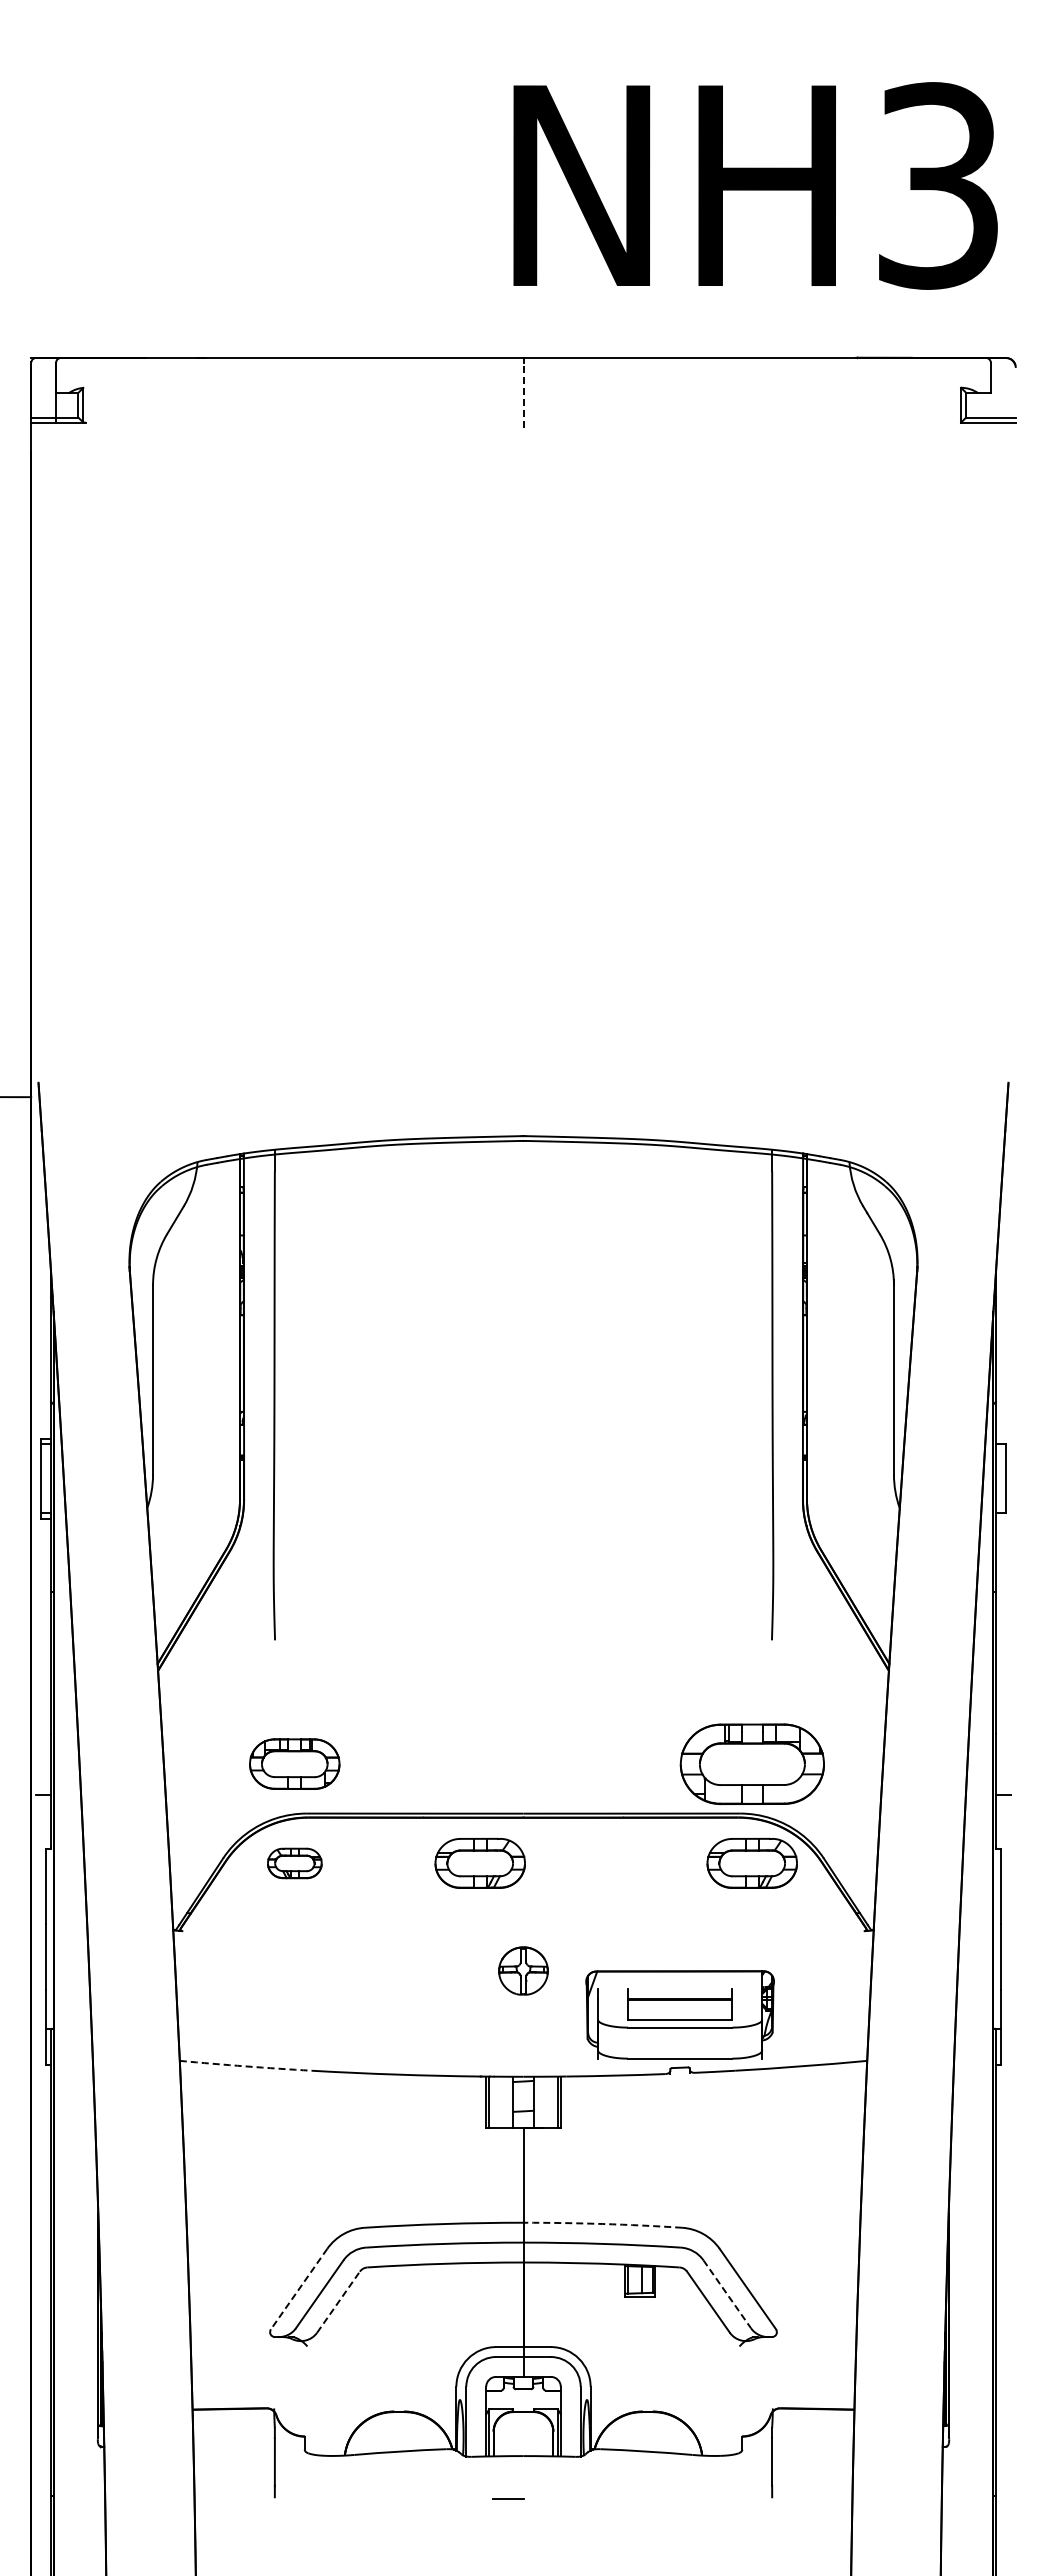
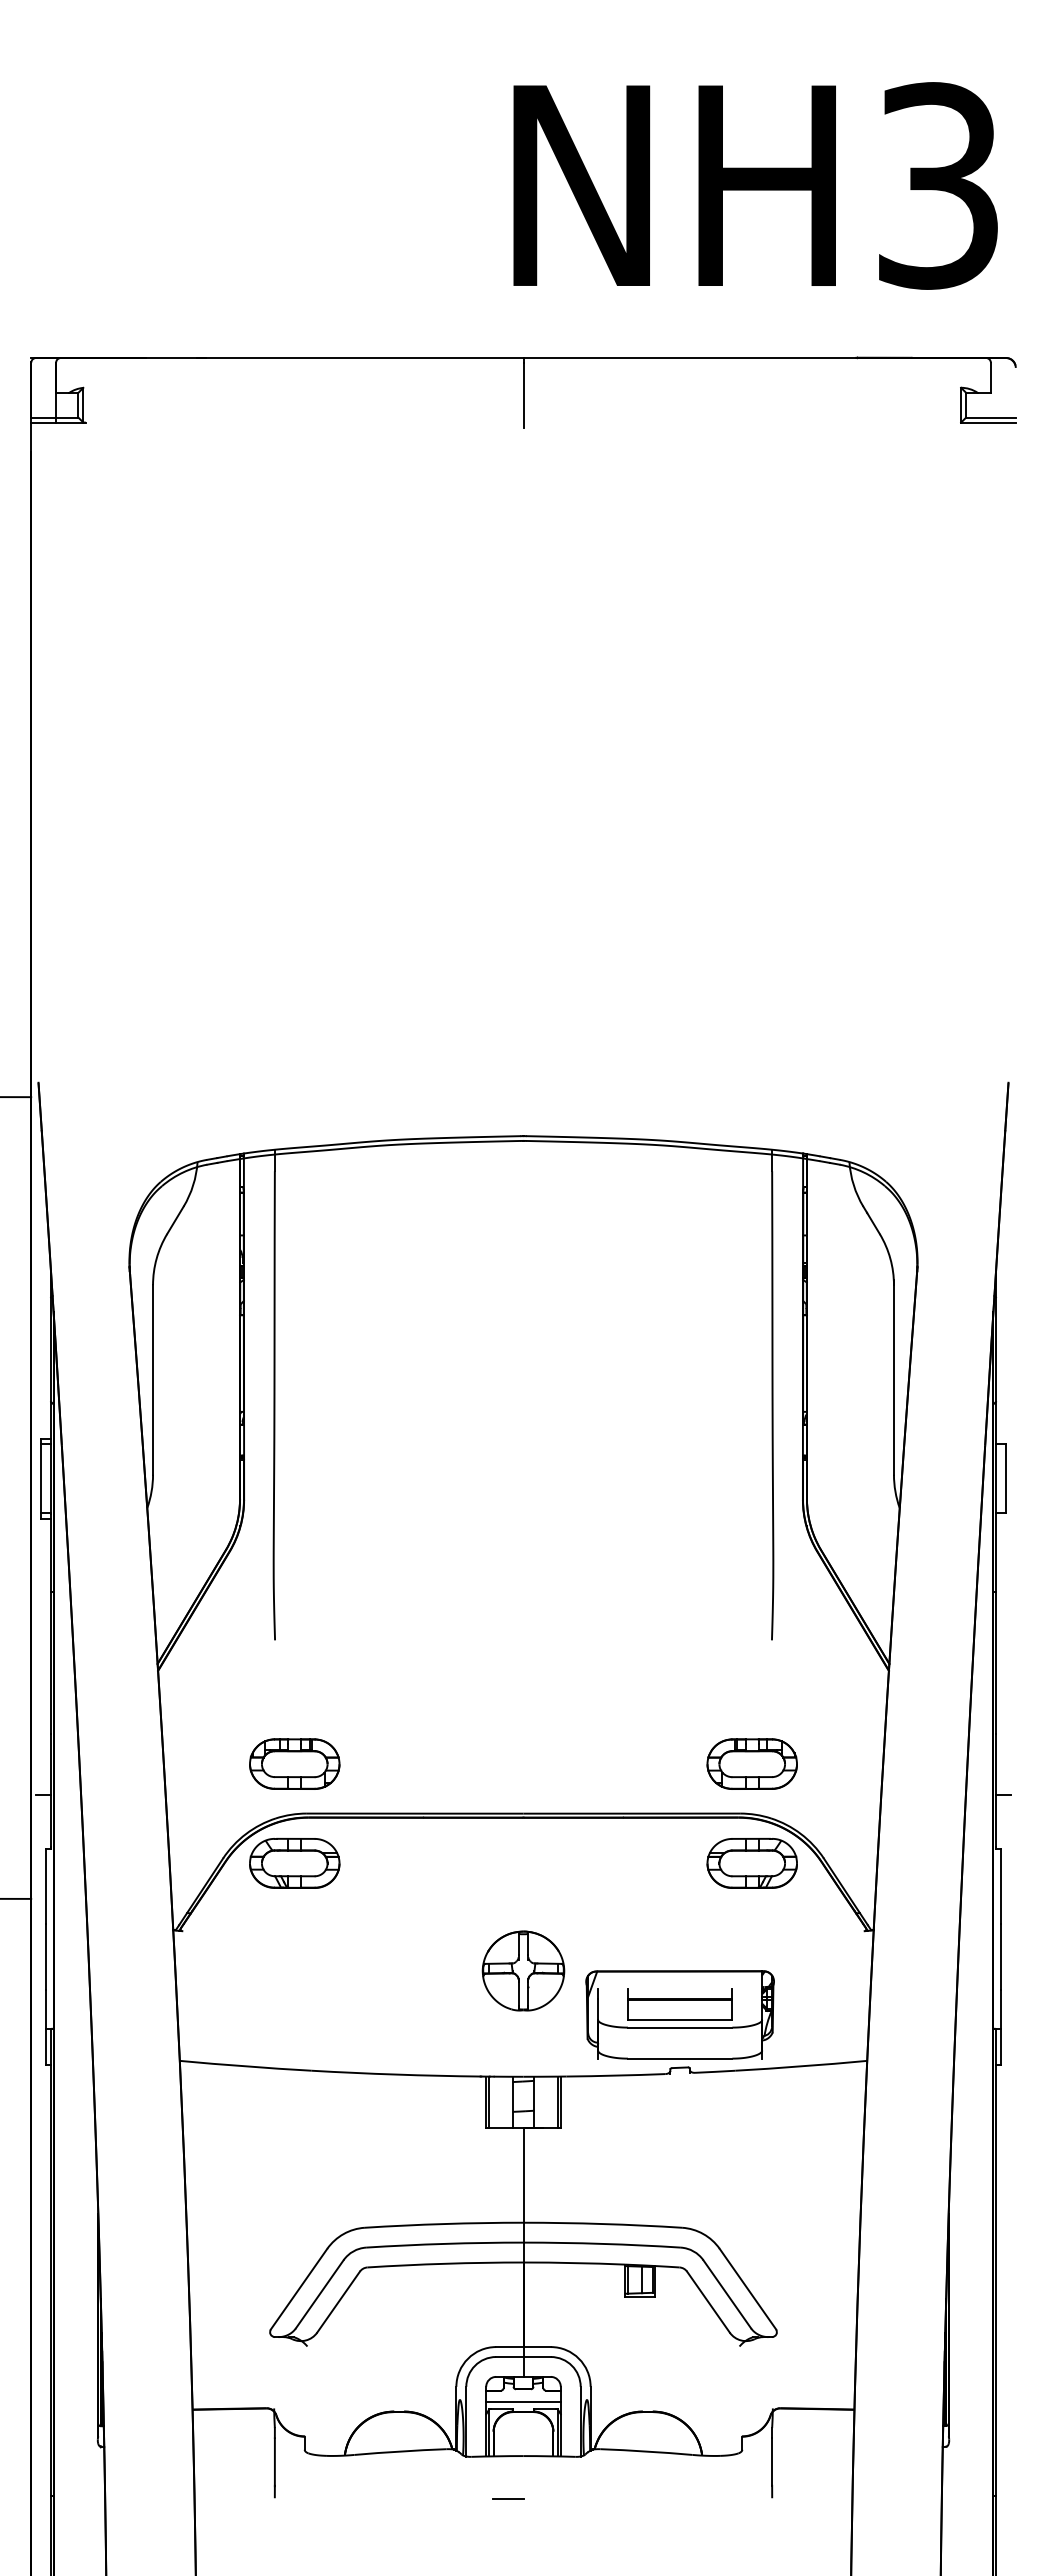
line: dashed -> solid (523, 394)
part size: 146x83 px -> 92x52 px (751, 1763)
part size: 56x33 px -> 92x51 px (294, 1863)
part: present -> none (479, 1863)
line: none -> present (16, 1898)
part size: 51x50 px -> 85x82 px (523, 1970)
arc: dashed -> solid (245, 2066)
arc: dashed -> solid (602, 2224)
line: dashed -> solid (298, 2289)
line: dashed -> solid (727, 2294)
line: dashed -> solid (338, 2301)
line: none -> present (523, 2401)
